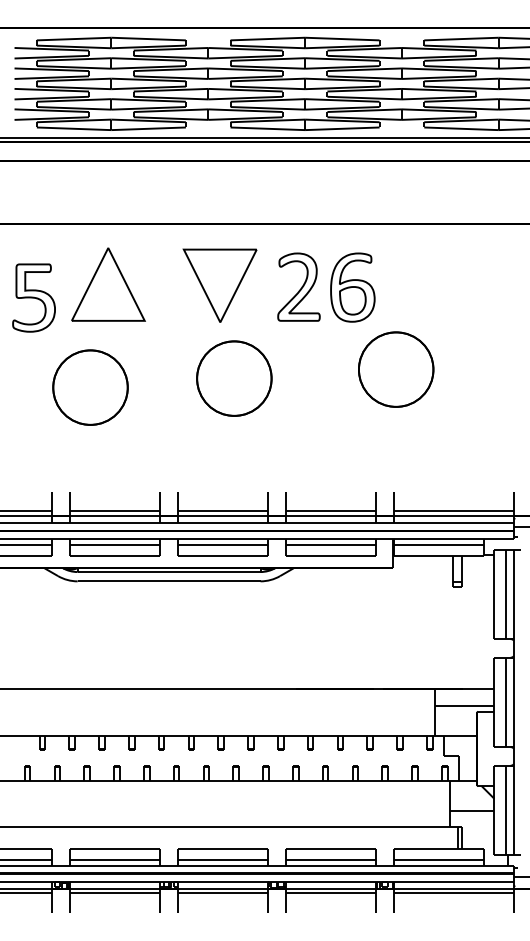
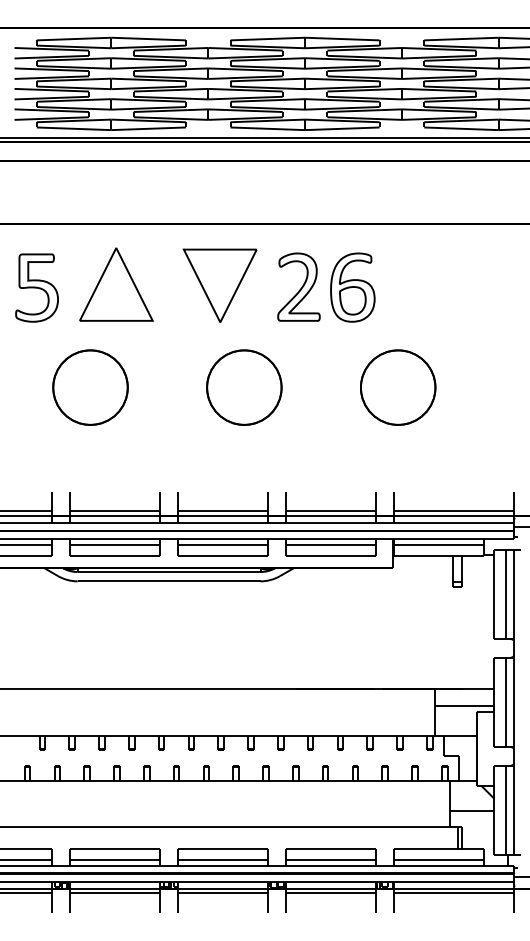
part position: (108, 284) -> (116, 284) (116, 284)
part position: (33, 297) -> (36, 287) (36, 287)
part position: (396, 369) -> (398, 387) (398, 387)
part position: (234, 378) -> (244, 387) (244, 387)
